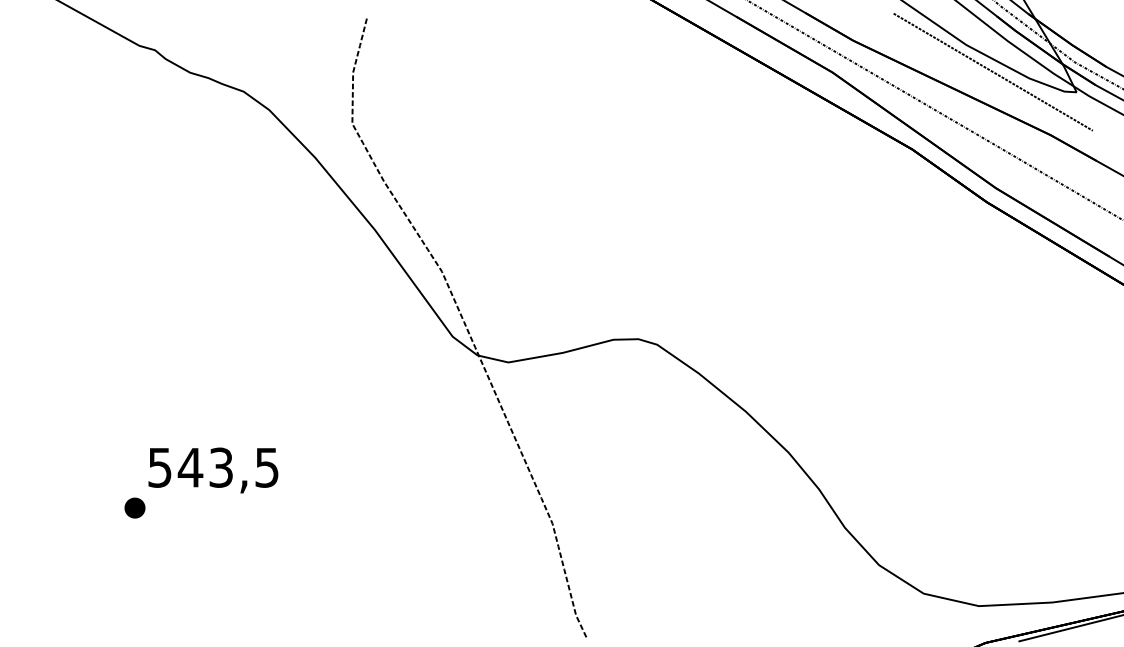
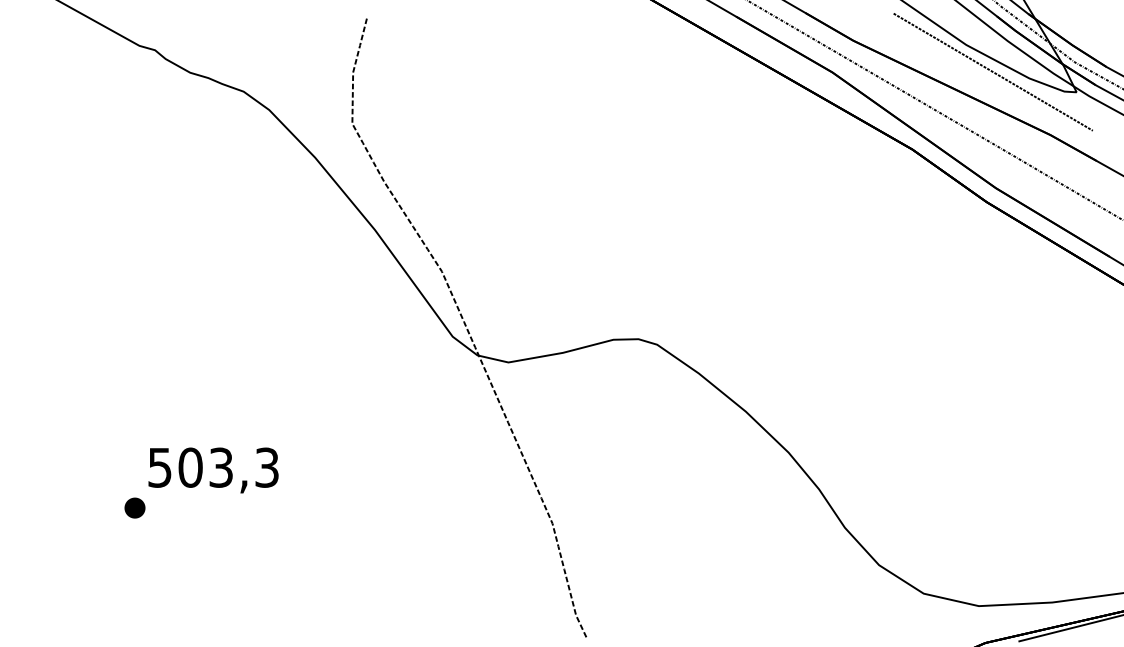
text: 543,5 -> 503,3 (227, 467)
